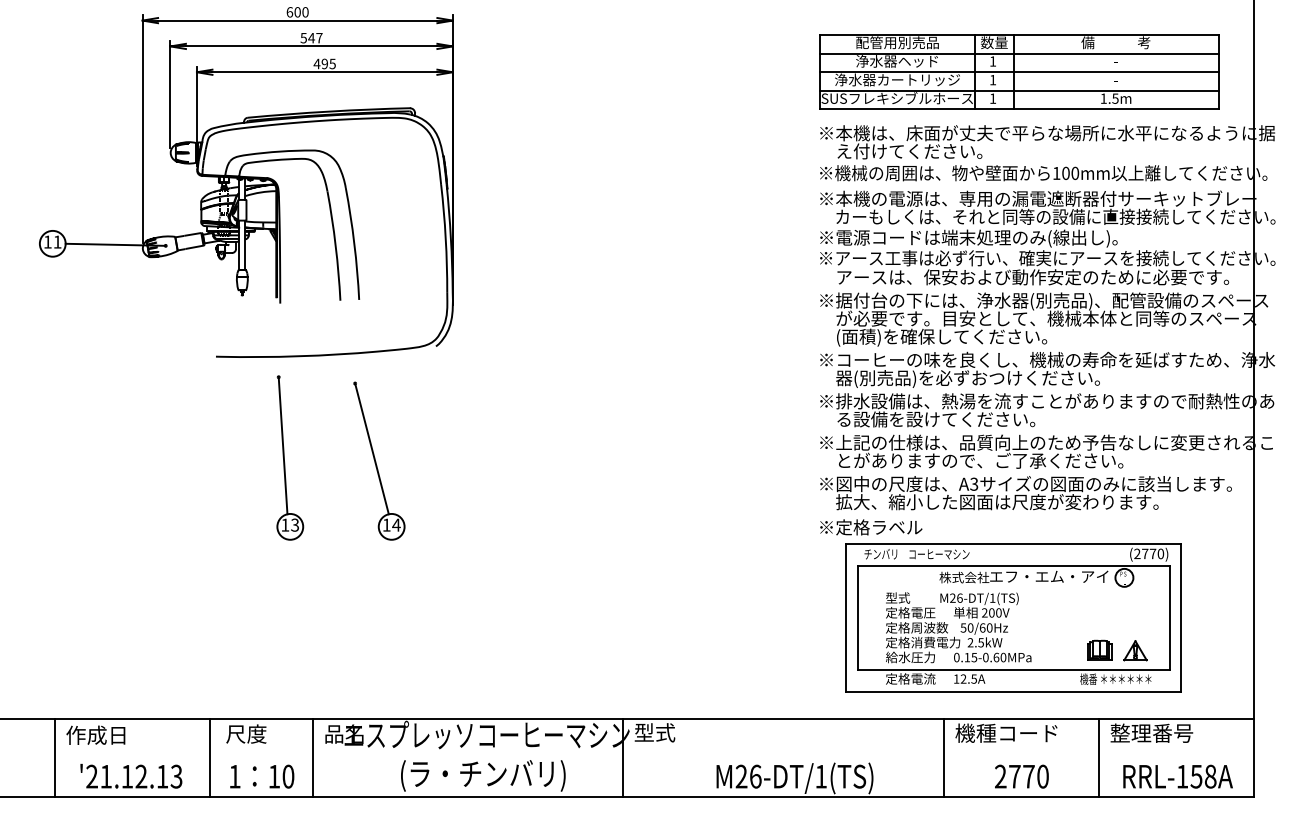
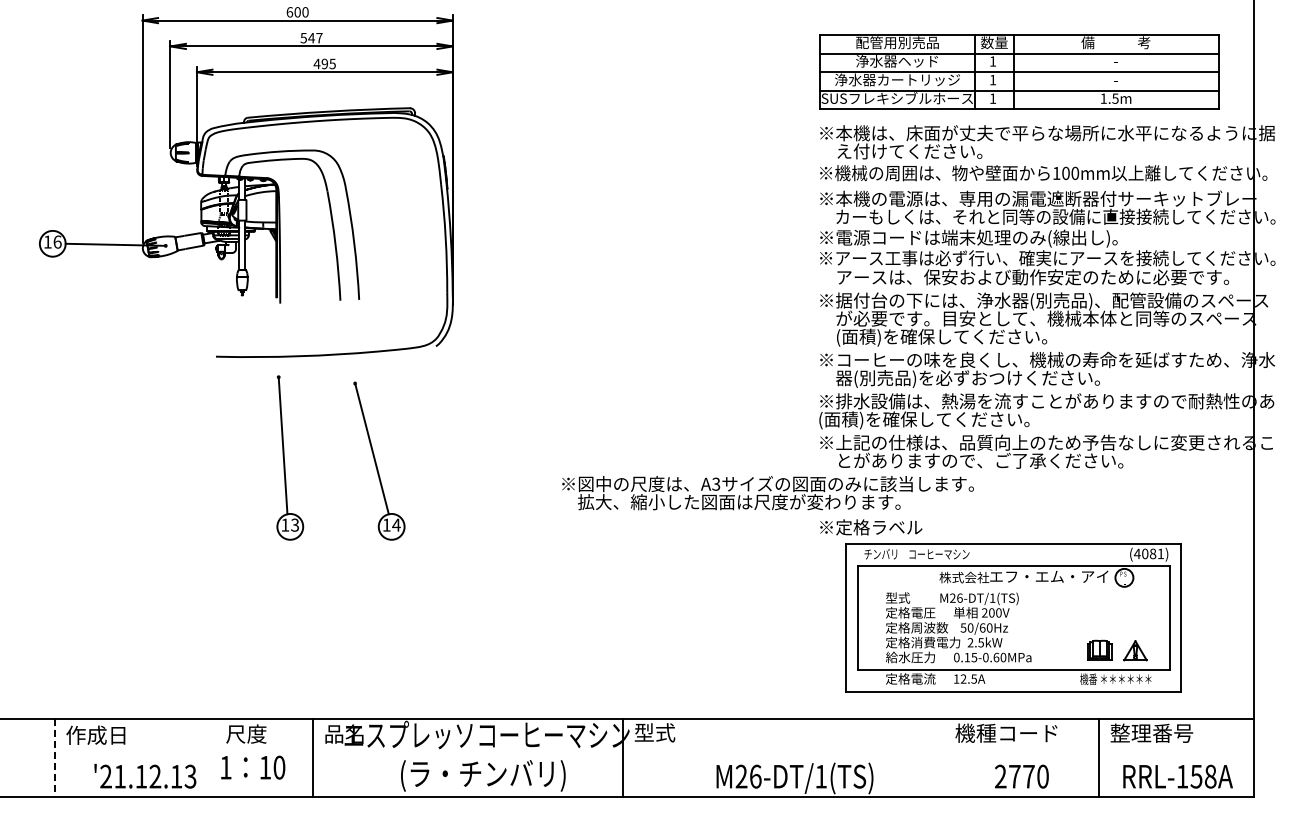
text: 11 -> 16 (57, 241)
text: る設備を設けてください。 -> (面積)を確保してください。 (927, 420)
text position: (1025, 493) -> (767, 493) (767, 493)
text: (2770) -> (4081) (1148, 553)
line: solid -> dashed (55, 757)
line: present -> none (210, 757)
line: present -> none (943, 757)
text position: (131, 775) -> (145, 775) (145, 775)
text position: (262, 776) -> (253, 767) (253, 767)
